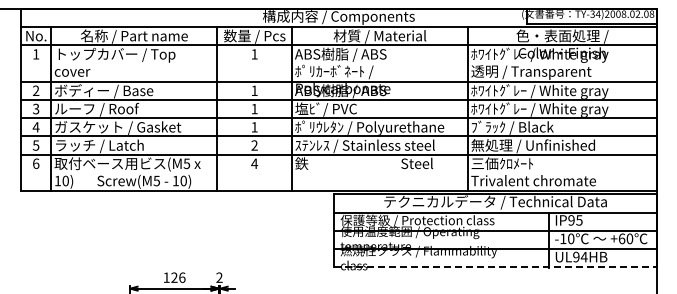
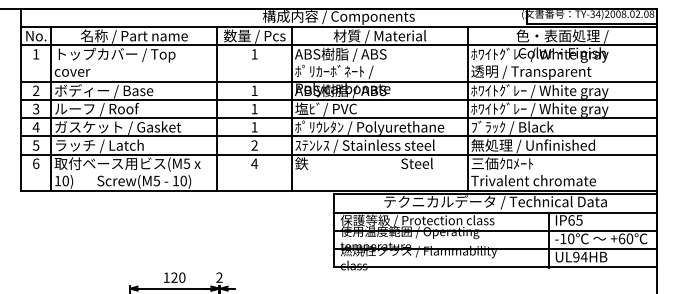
text: IP95 -> IP65 (571, 220)
line: dashed -> solid (496, 267)
text: 126 -> 120 (182, 277)
